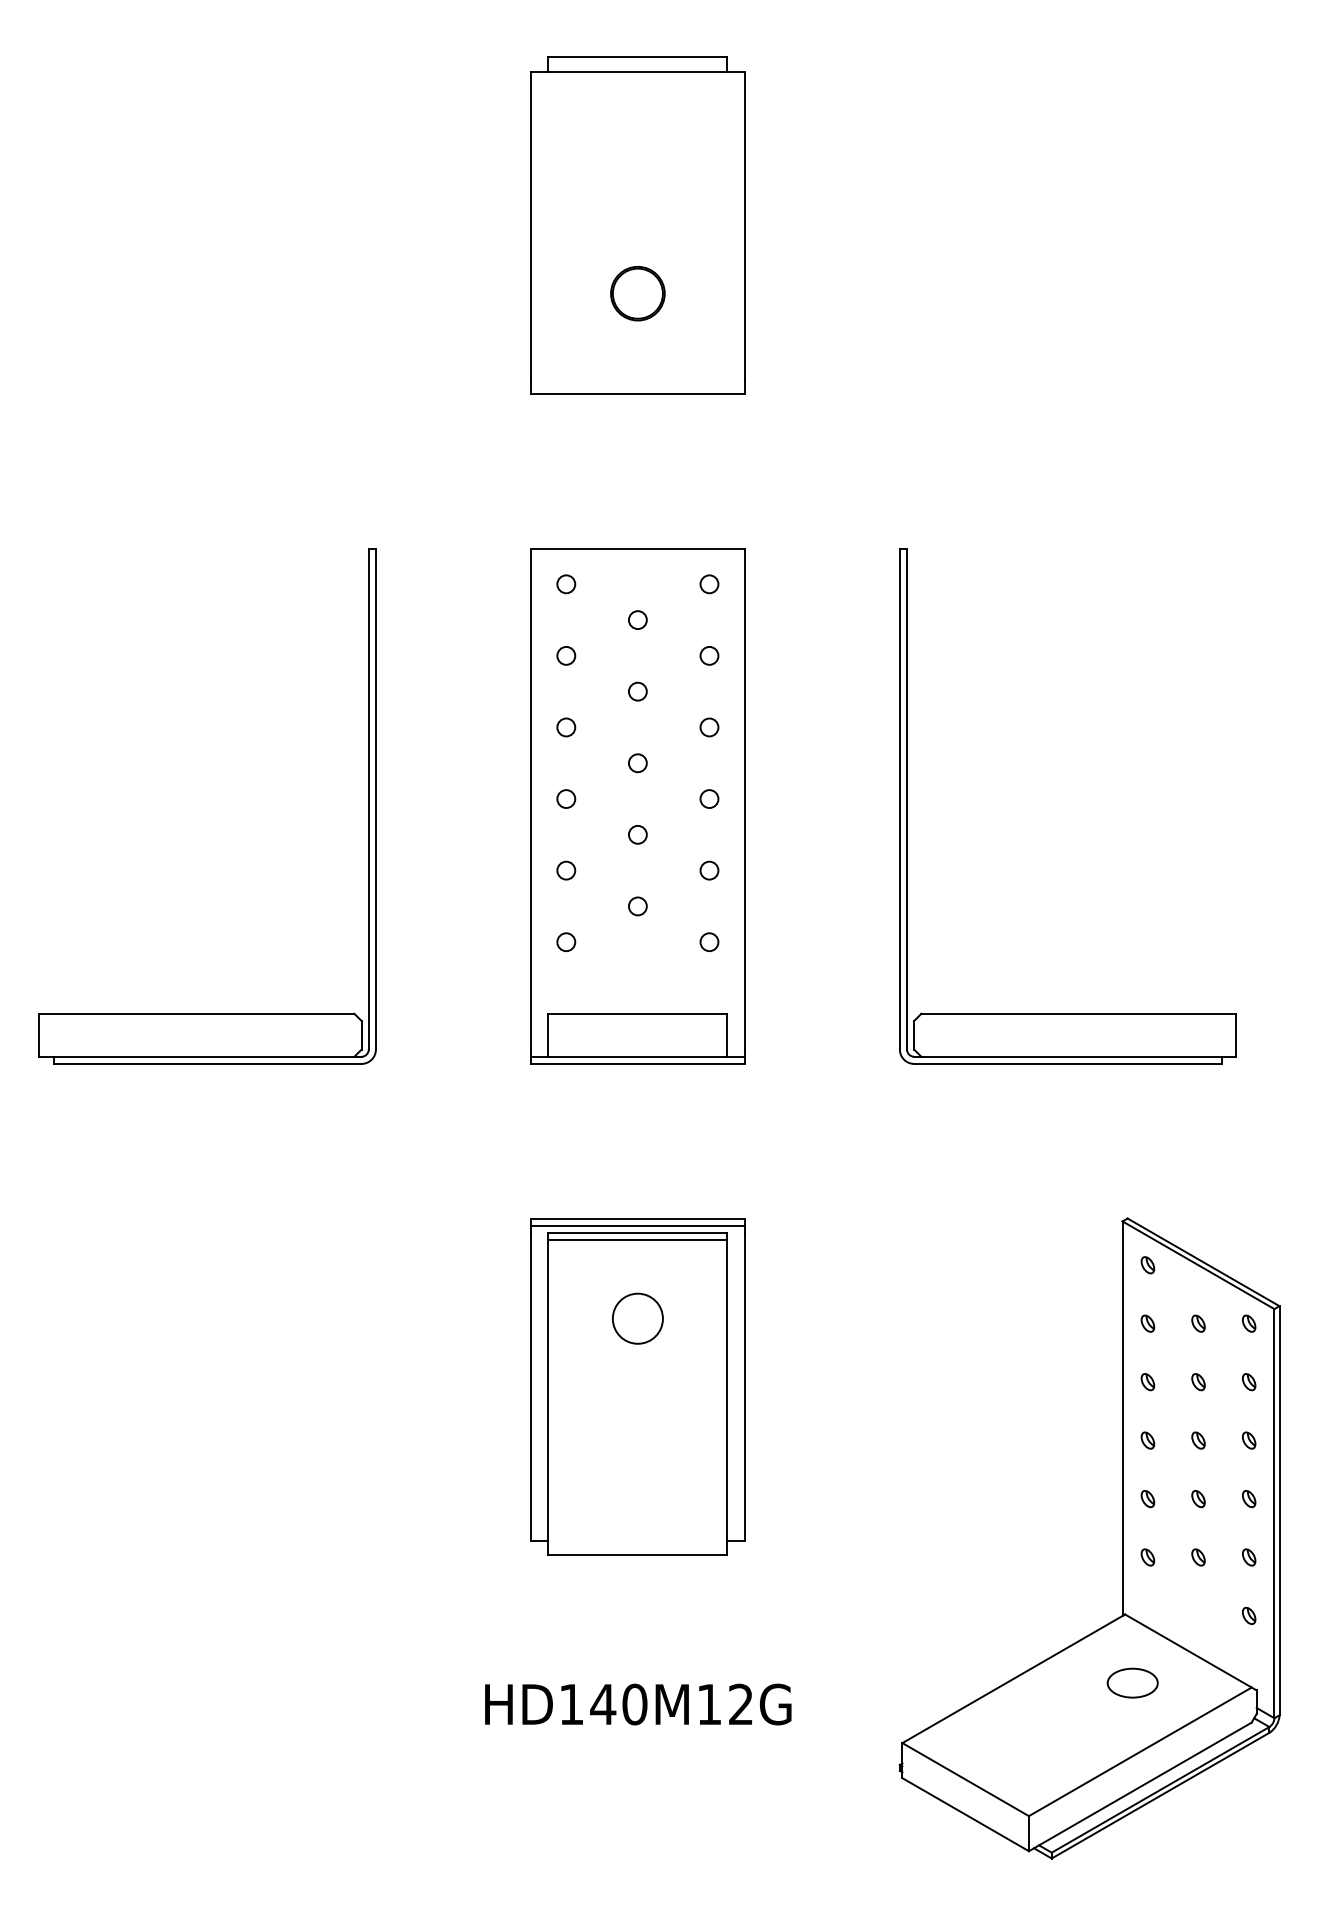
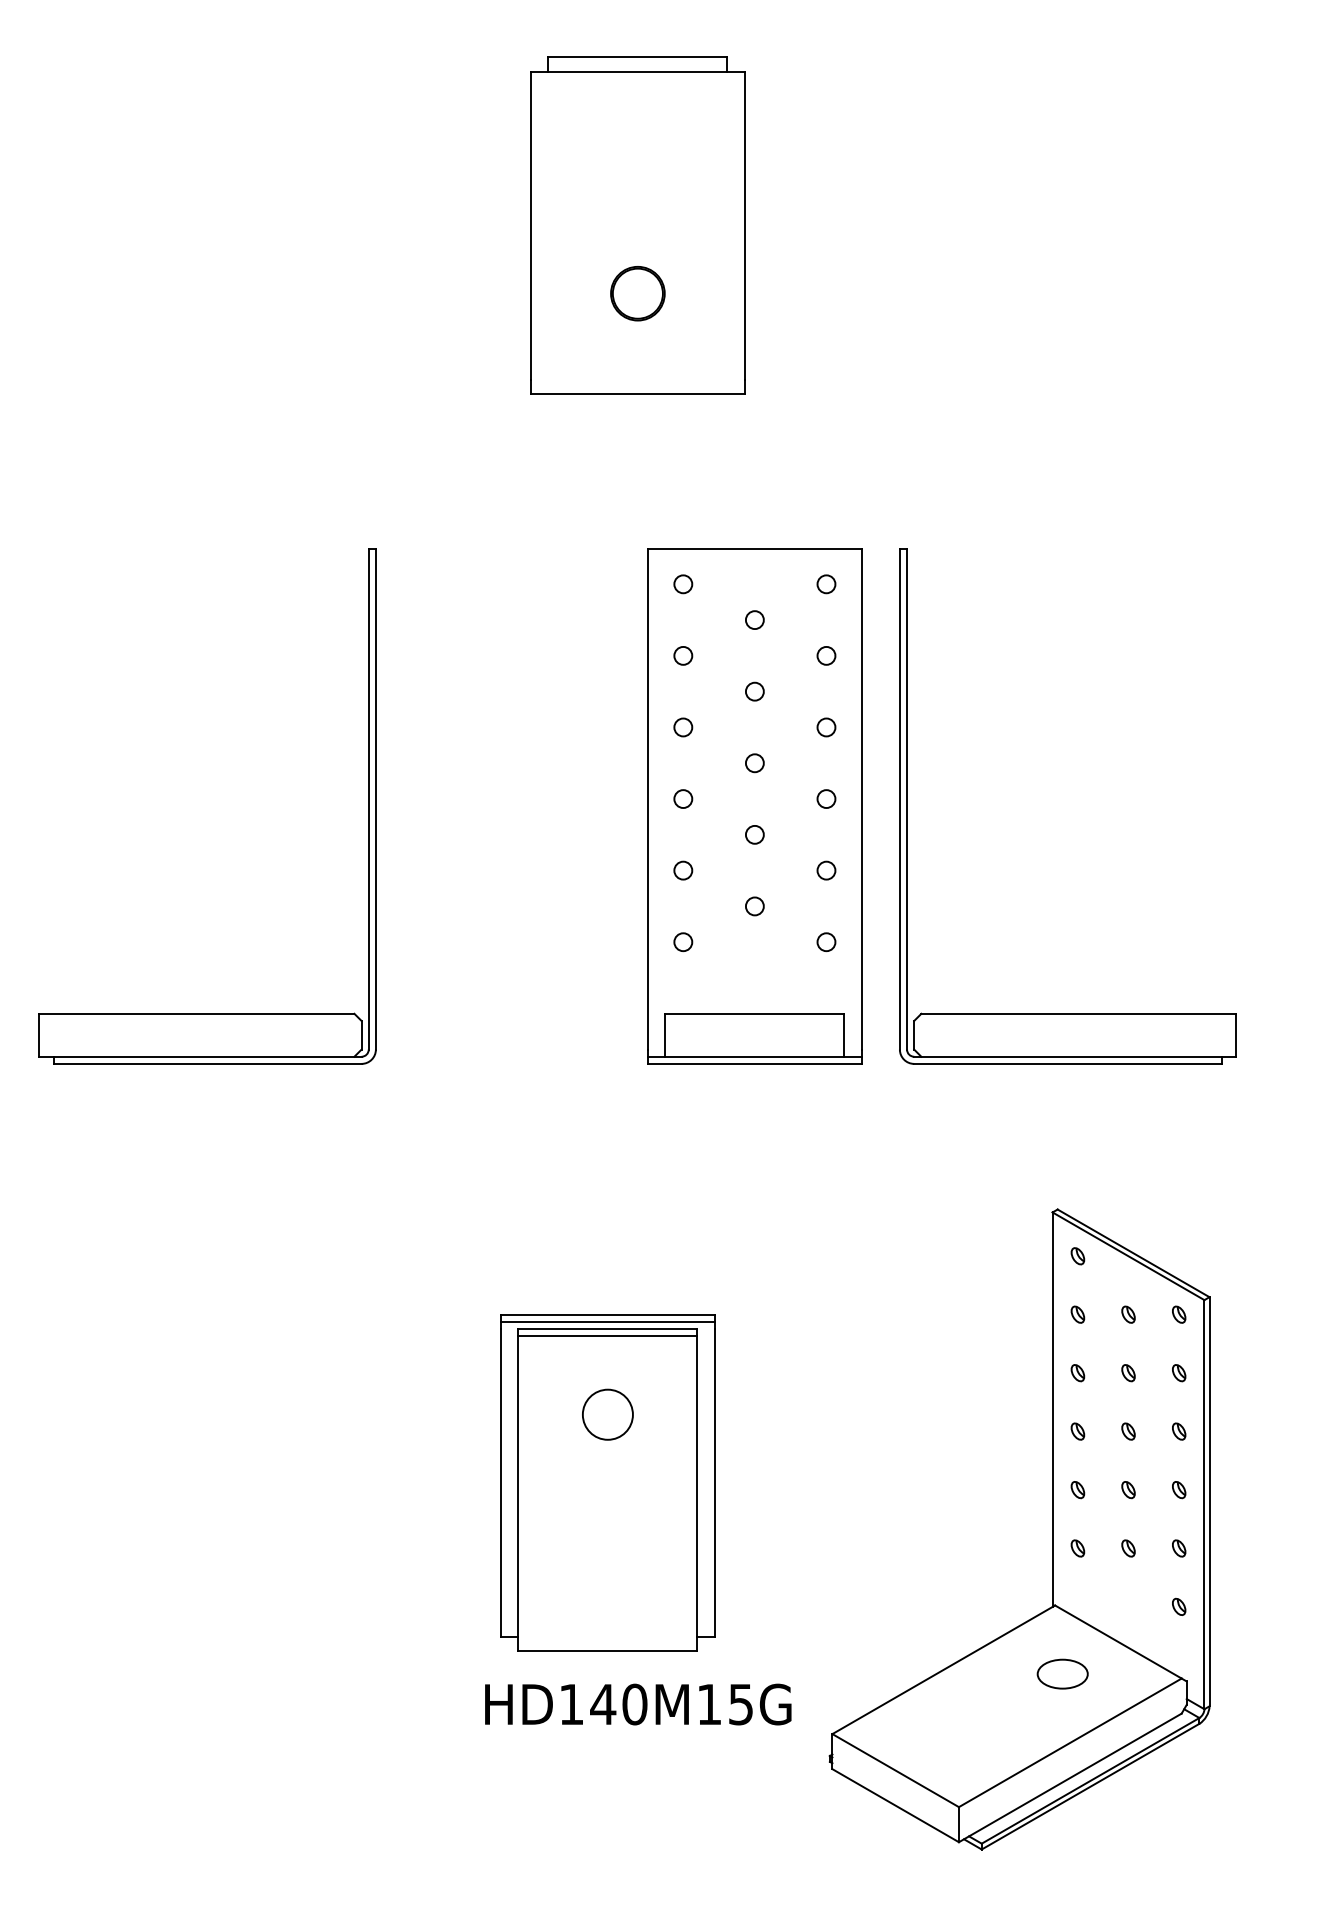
part position: (637, 806) -> (754, 806) (754, 806)
part position: (637, 1386) -> (607, 1482) (607, 1482)
part position: (1122, 1538) -> (1052, 1529) (1052, 1529)
text: HD140M12G -> HD140M15G (740, 1704)
